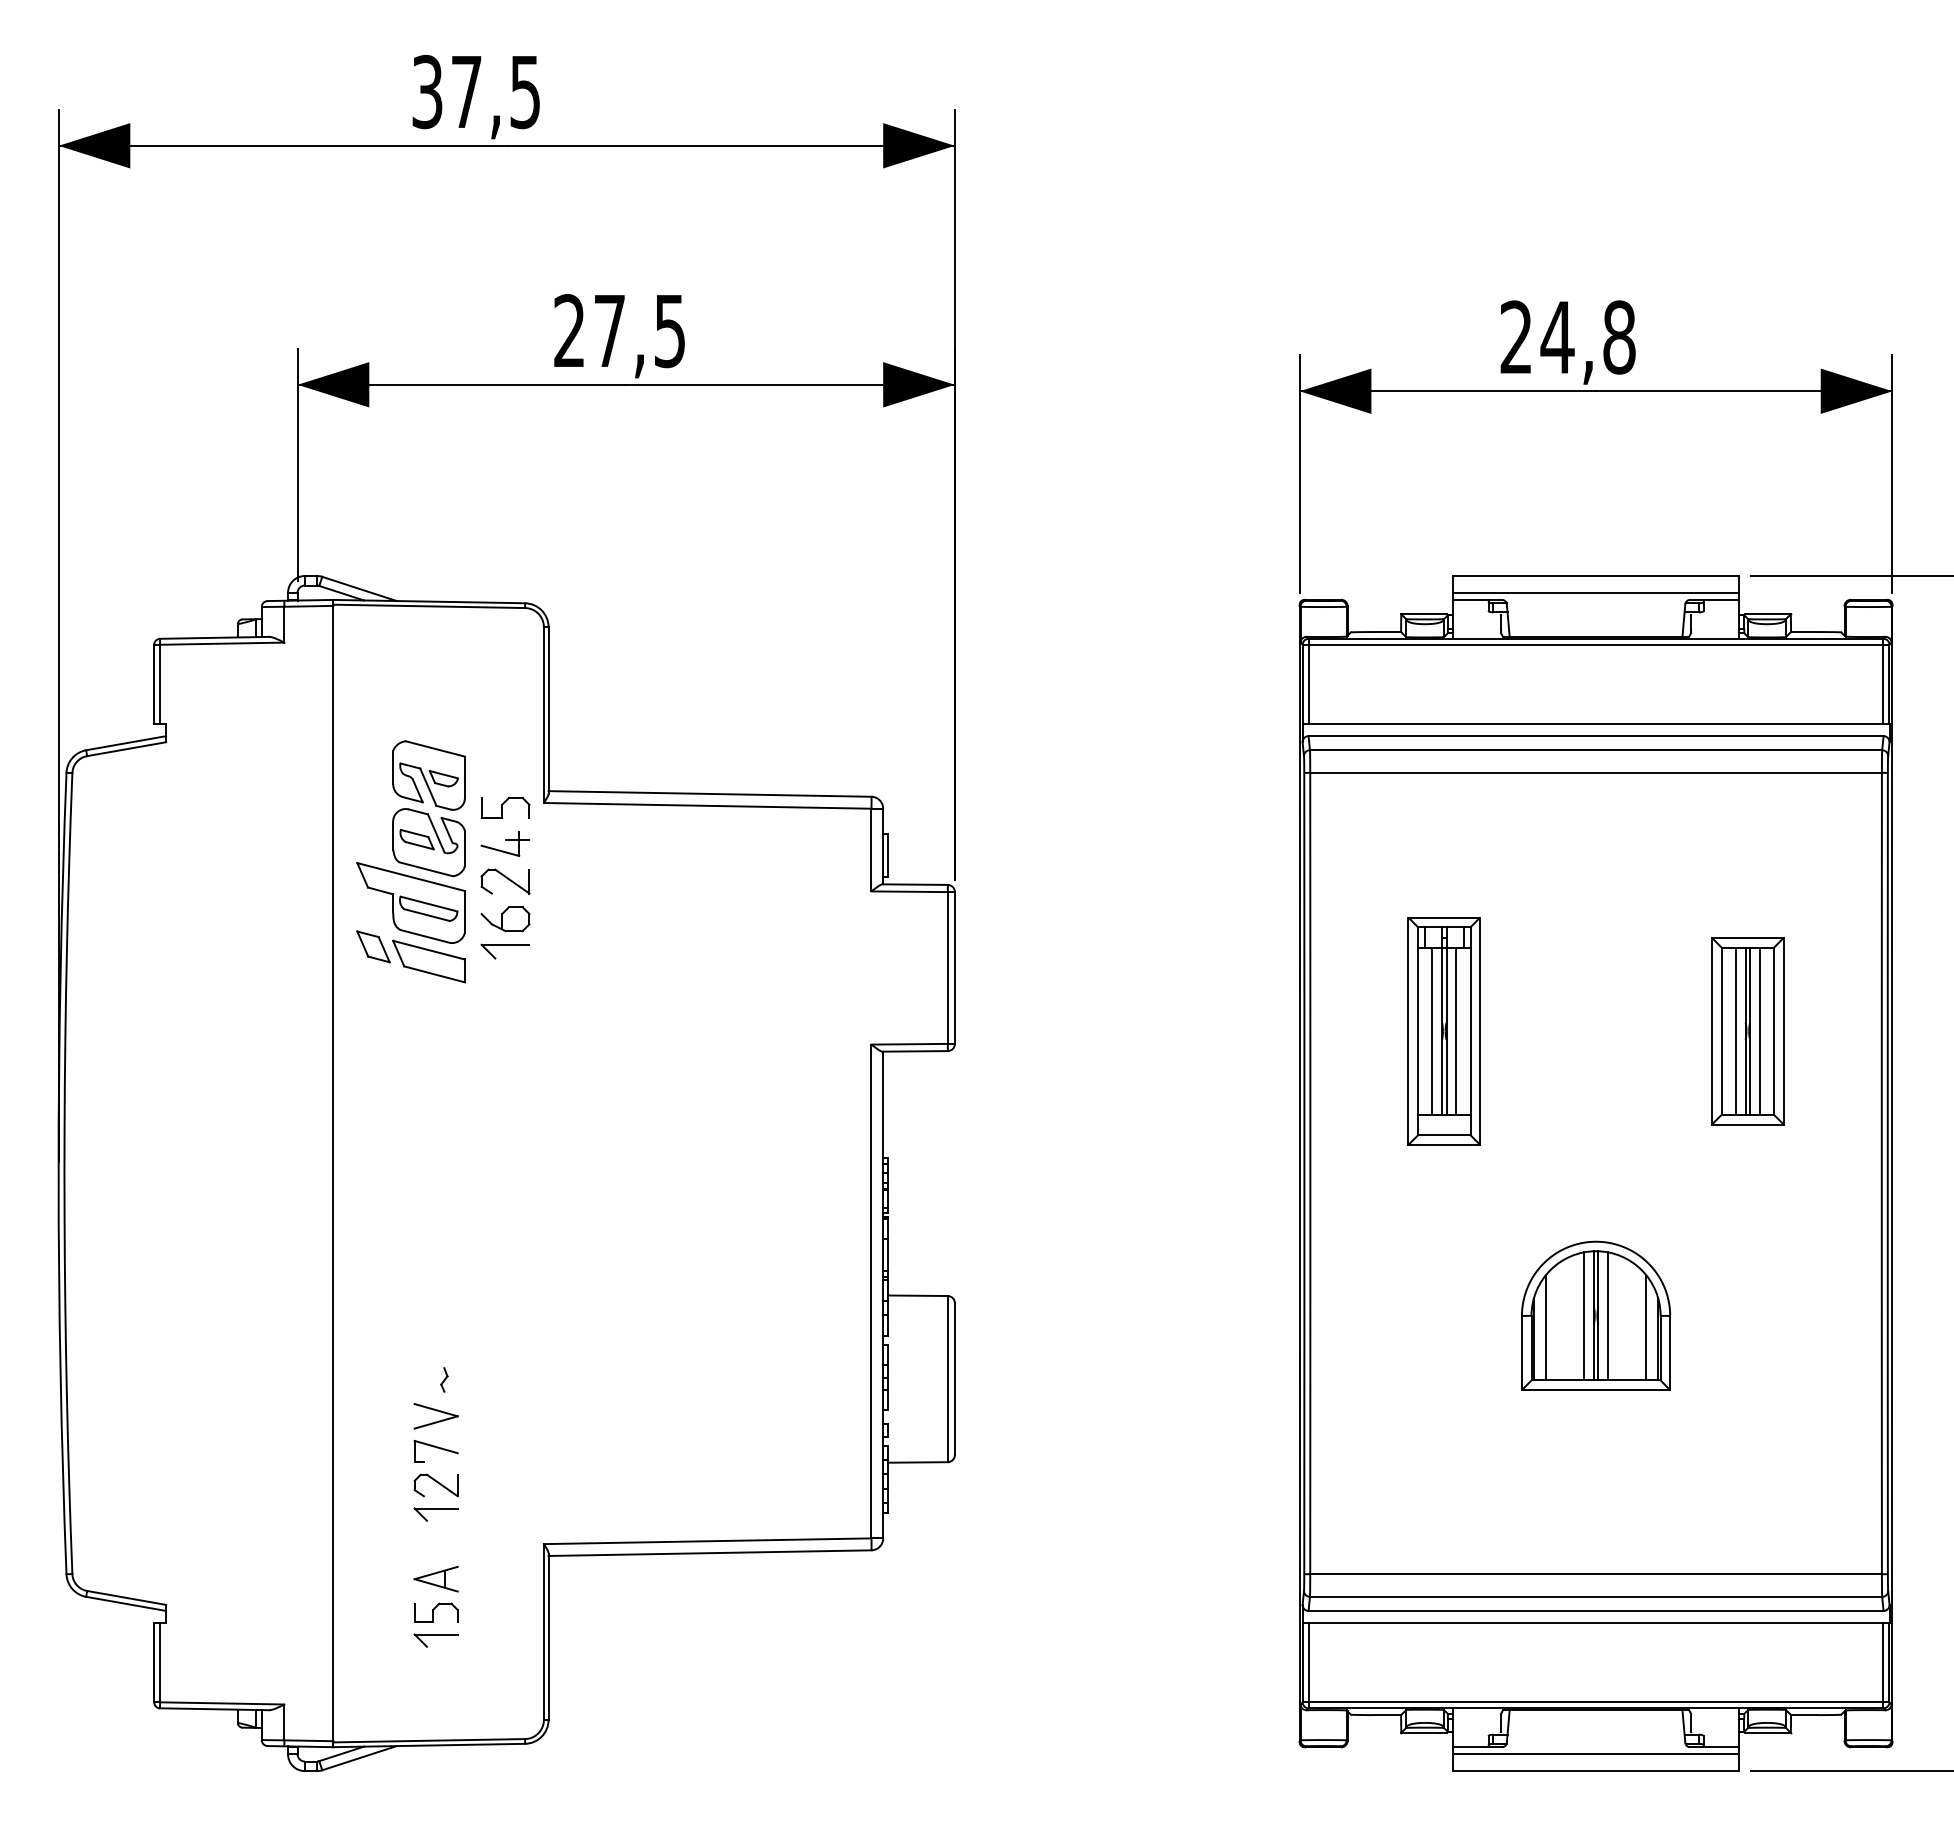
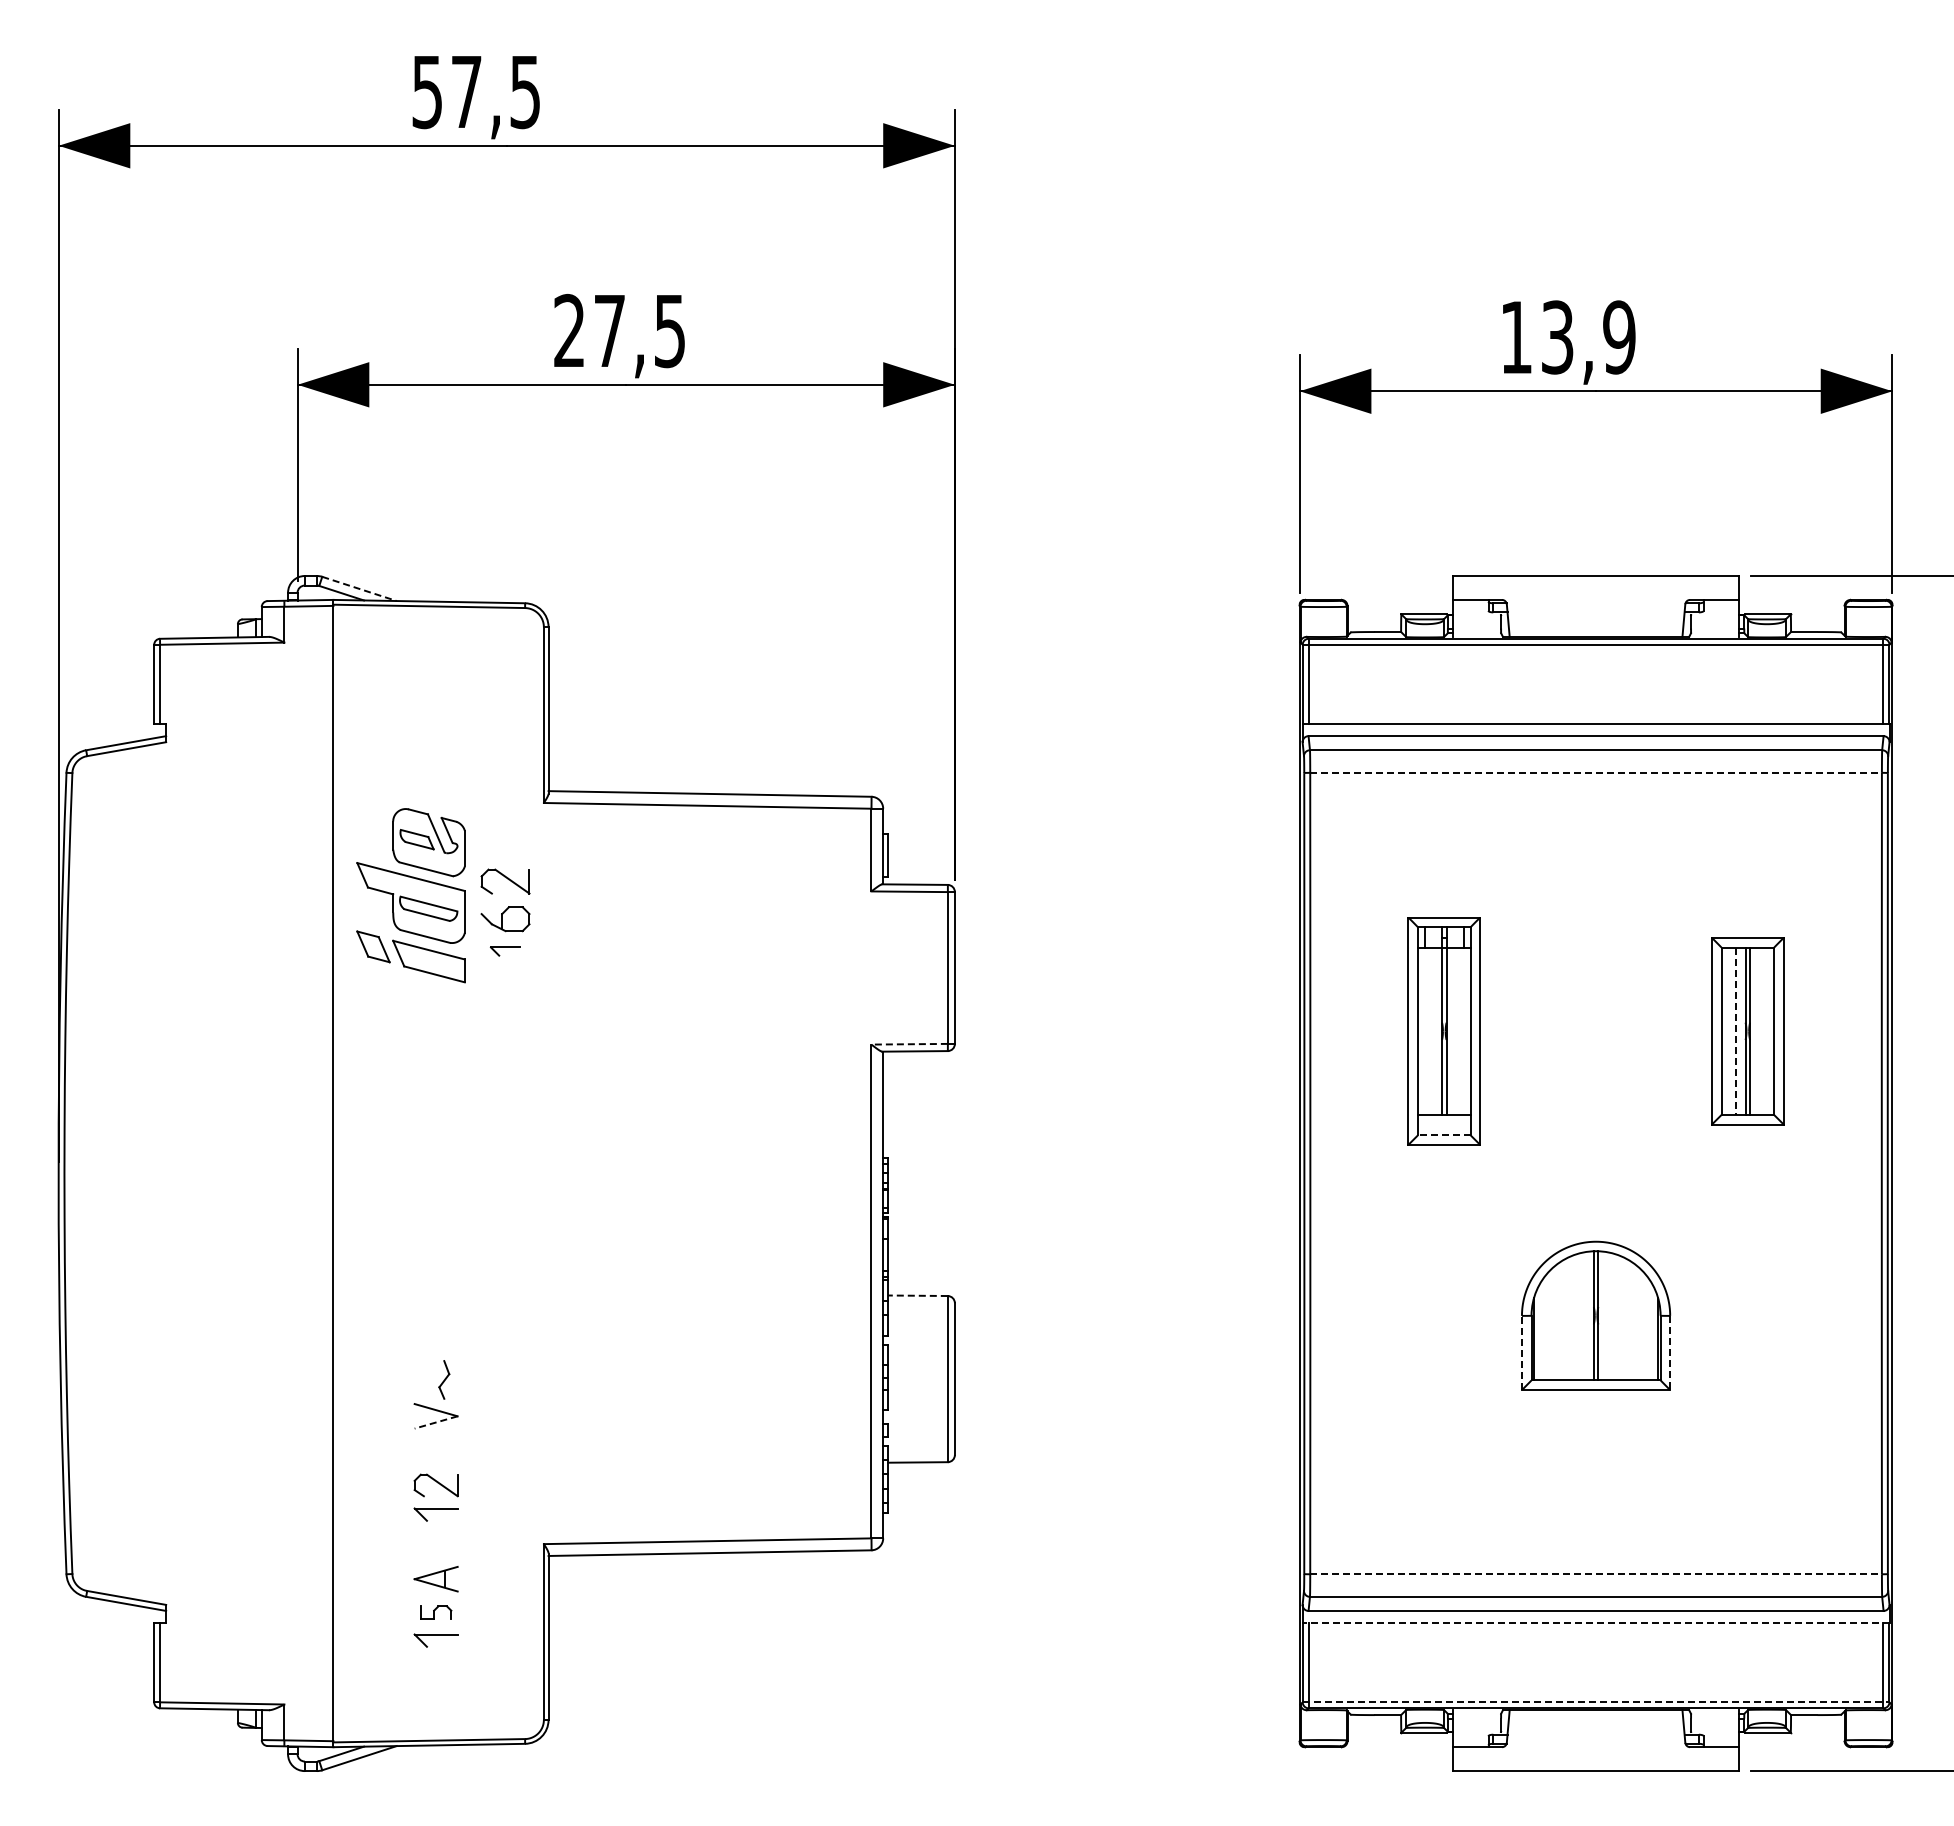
text: 37,5 -> 57,5 (427, 91)
text: 24,8 -> 13,9 (1567, 337)
line: solid -> dashed (359, 589)
line: present -> none (1595, 592)
line: solid -> dashed (1596, 772)
part: present -> none (428, 775)
part: present -> none (505, 807)
part: present -> none (504, 843)
part size: 50x17 px -> 32x11 px (504, 951)
line: present -> none (1432, 1031)
line: present -> none (1456, 1031)
line: solid -> dashed (1735, 1031)
line: present -> none (1759, 1031)
line: solid -> dashed (909, 1044)
line: solid -> dashed (1443, 1135)
line: solid -> dashed (917, 1295)
line: present -> none (1584, 1316)
line: present -> none (1608, 1316)
line: present -> none (1545, 1327)
line: present -> none (1646, 1327)
line: solid -> dashed (1521, 1352)
line: solid -> dashed (1670, 1353)
part size: 9x26 px -> 13x40 px (444, 1379)
line: solid -> dashed (435, 1422)
part: present -> none (435, 1450)
line: solid -> dashed (1596, 1574)
part size: 45x21 px -> 33x15 px (436, 1612)
line: solid -> dashed (1595, 1622)
line: solid -> dashed (1596, 1702)
line: present -> none (1595, 1754)
